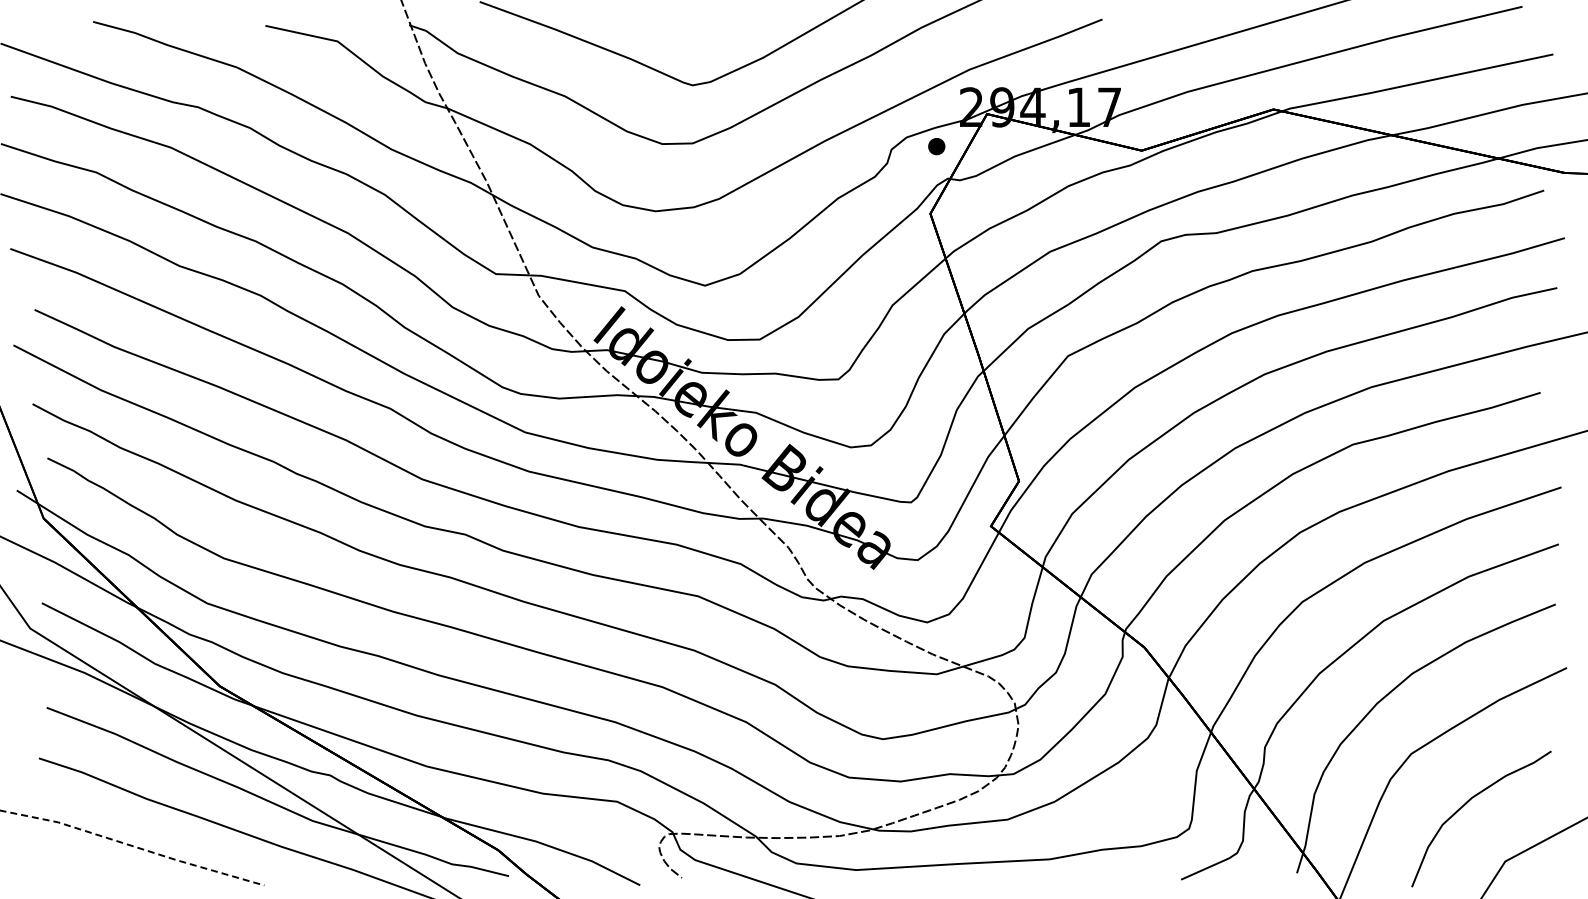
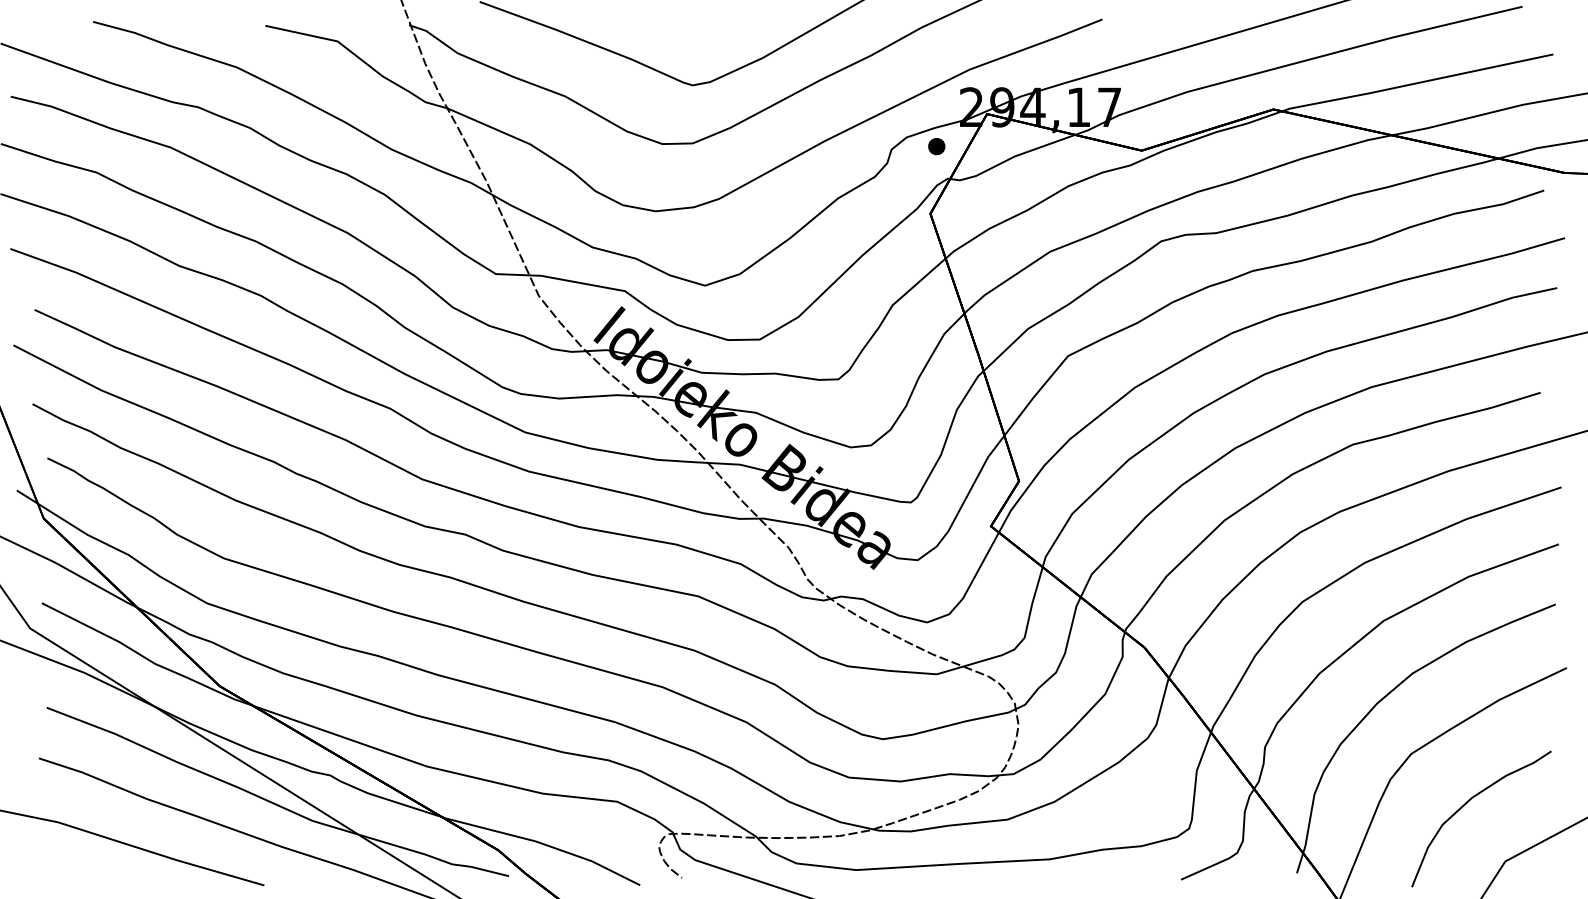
line: dashed -> solid (133, 846)
